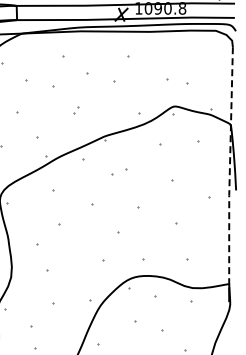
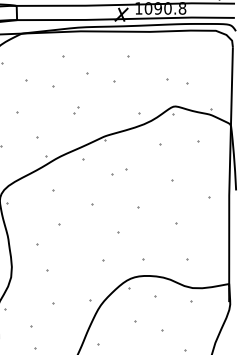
line: dashed -> solid (229, 167)
